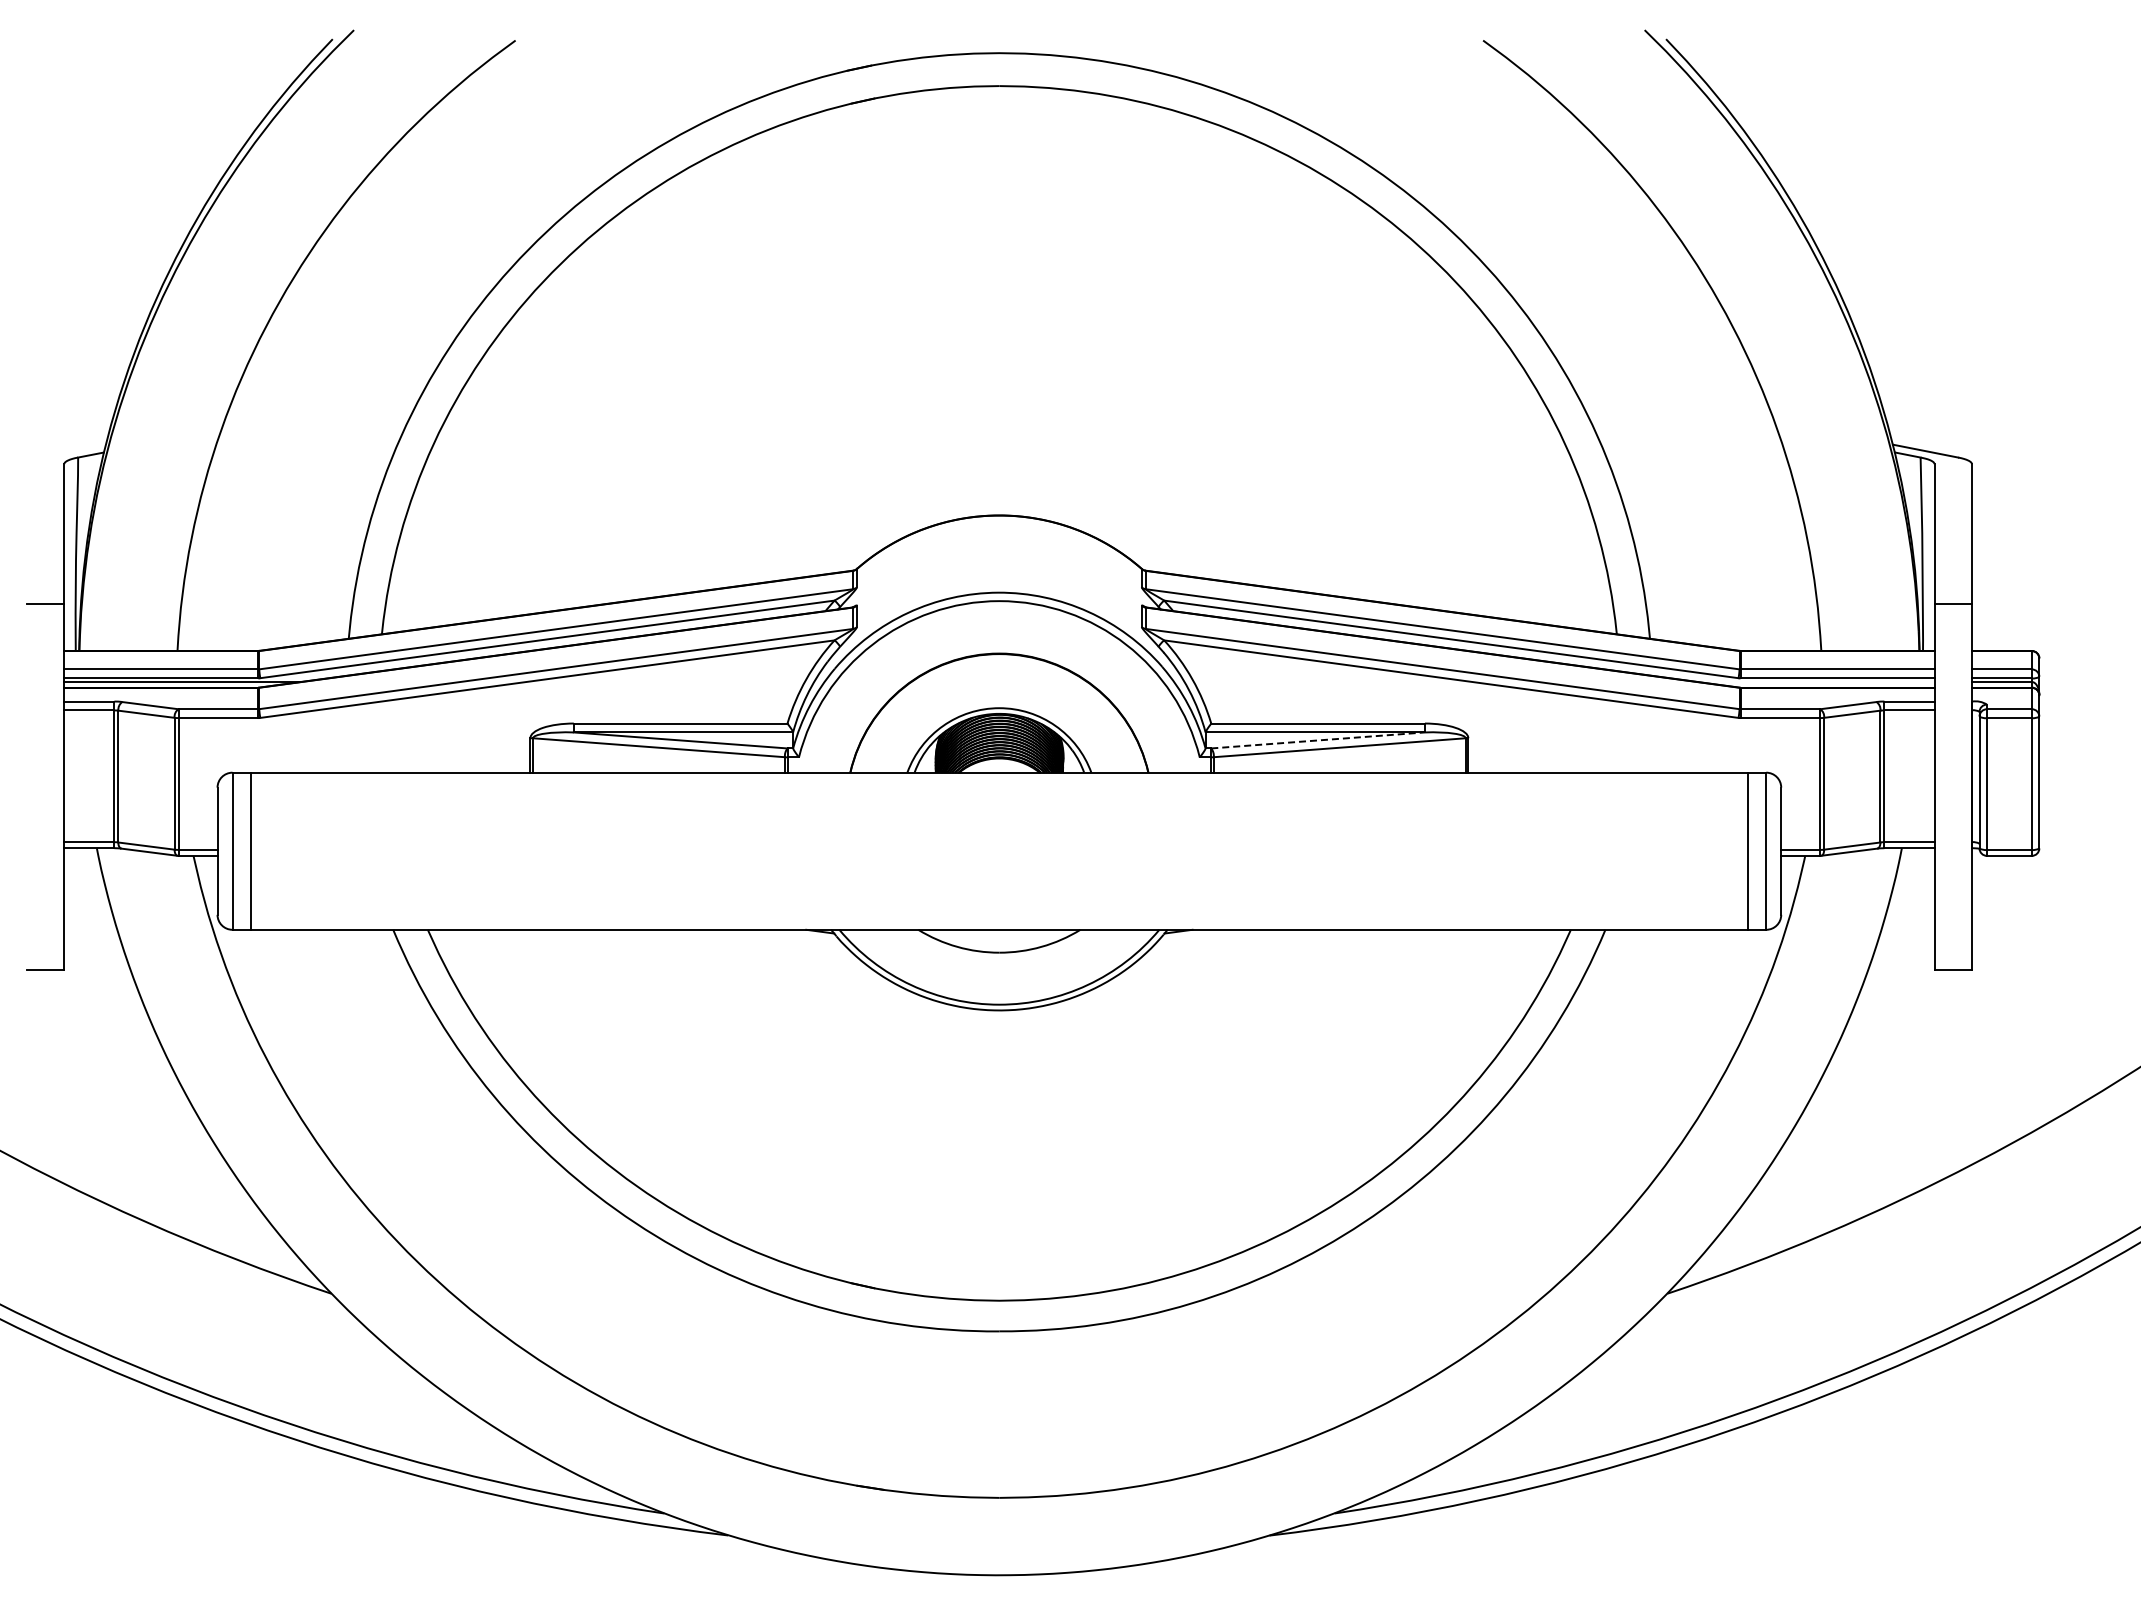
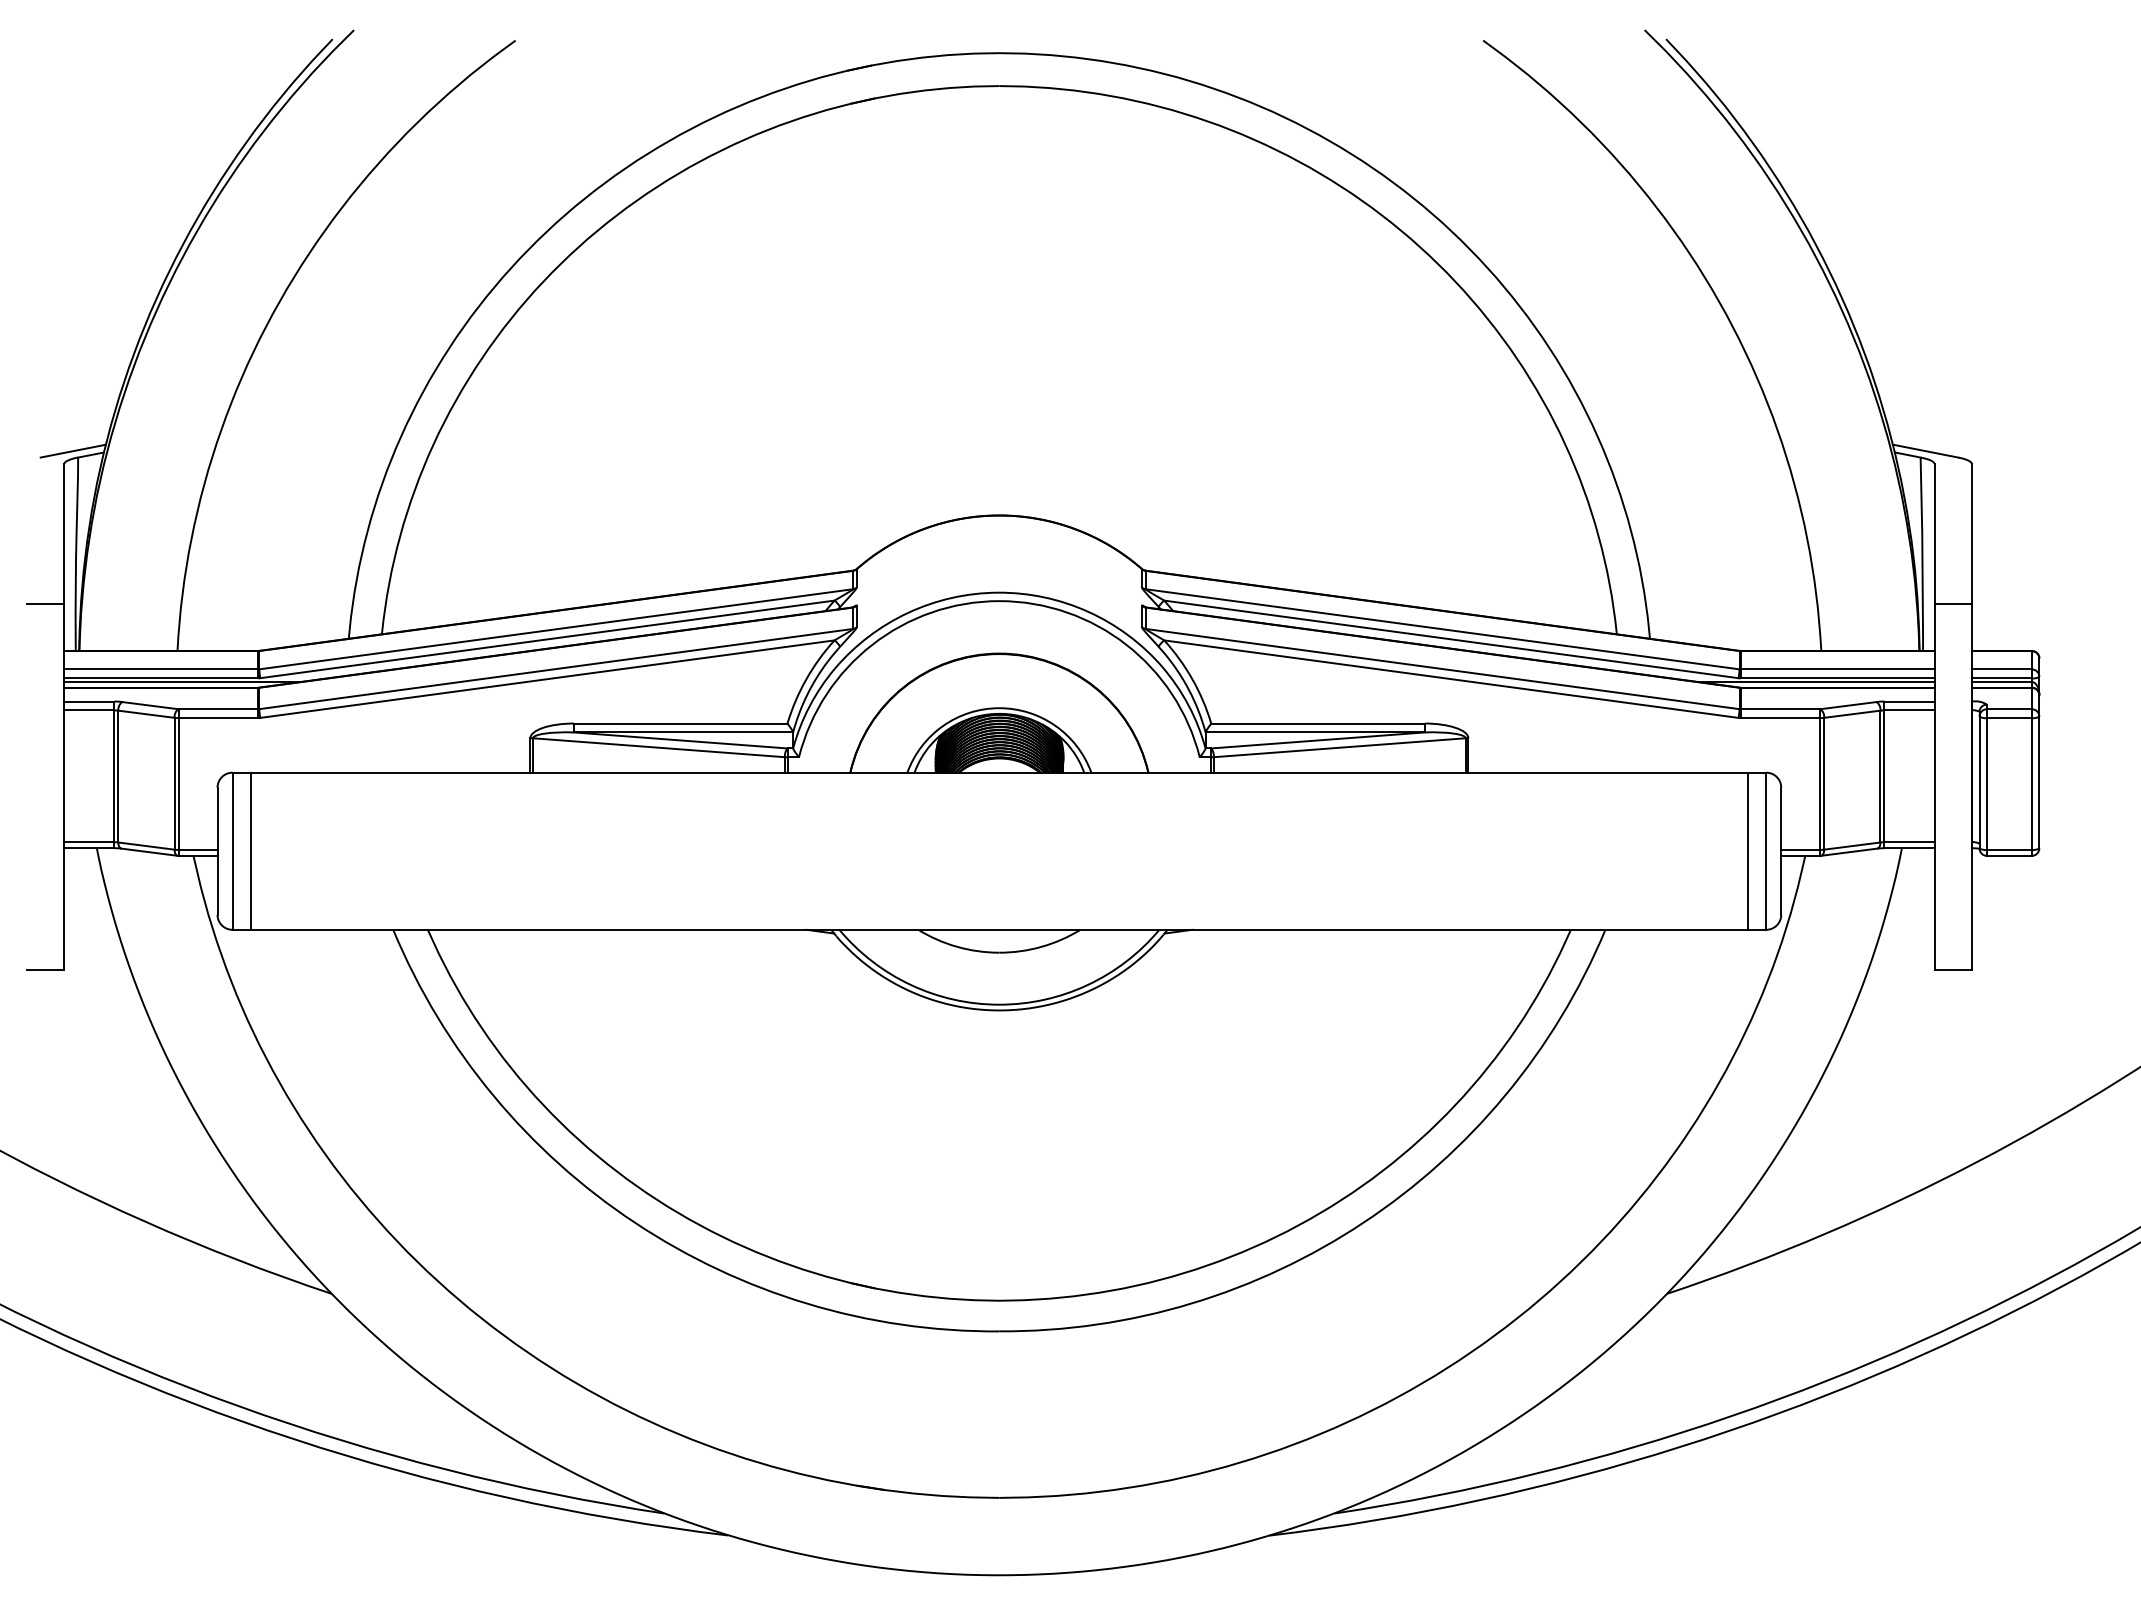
line: none -> present (72, 450)
line: none -> present (1816, 682)
line: dashed -> solid (1318, 740)
